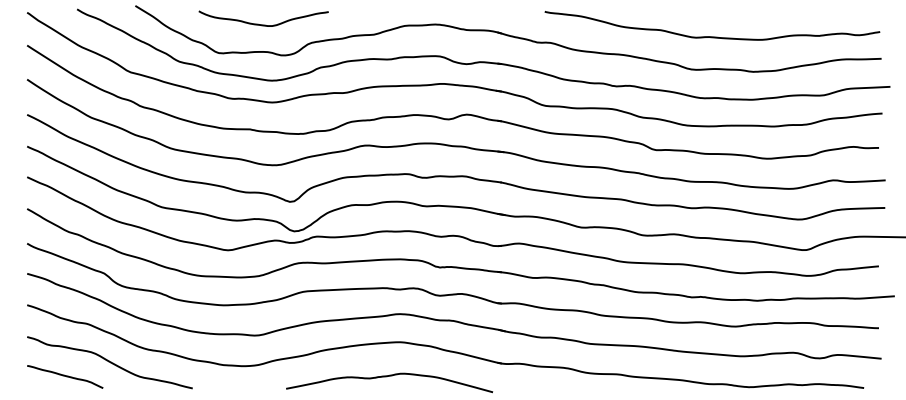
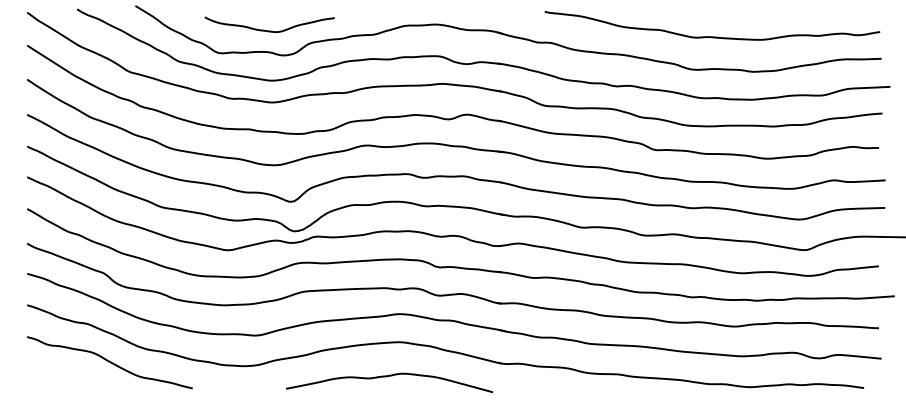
curve position: (263, 24) -> (269, 30) (269, 30)
curve: present -> none (65, 376)
